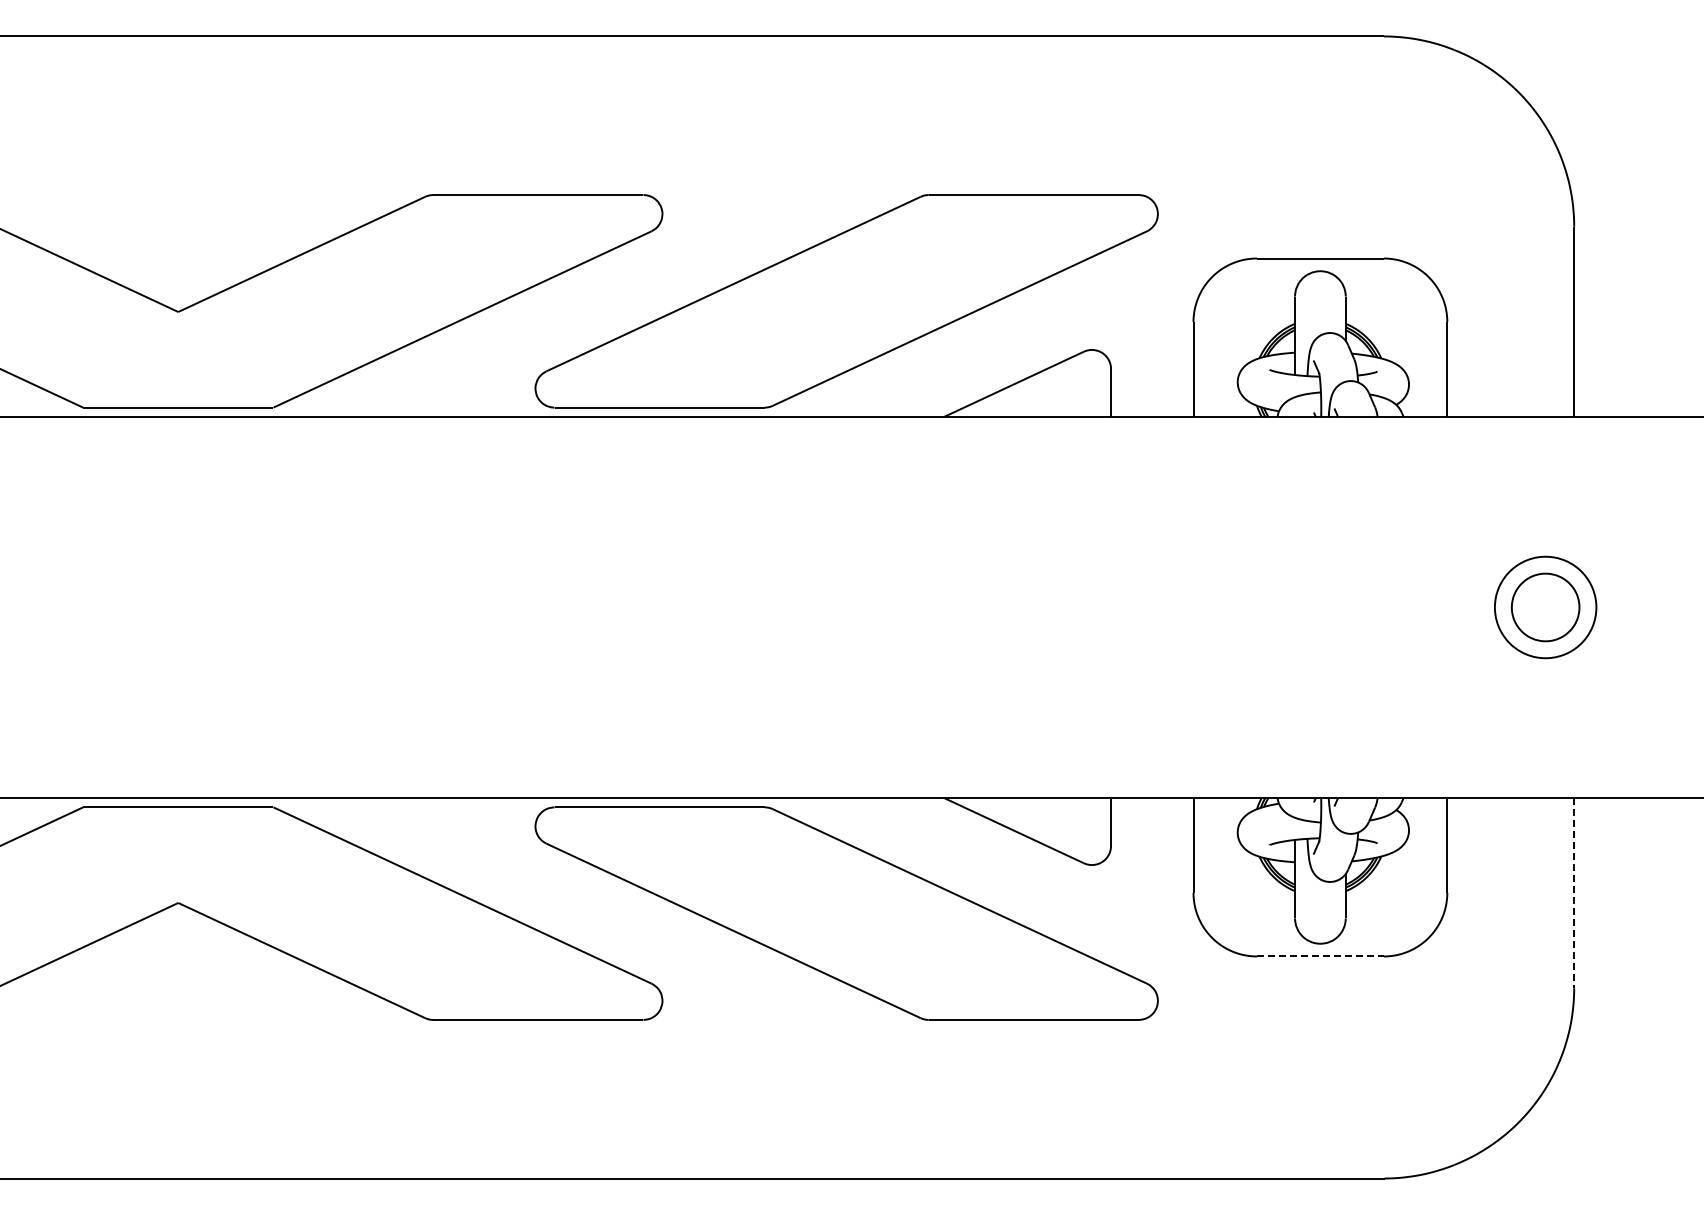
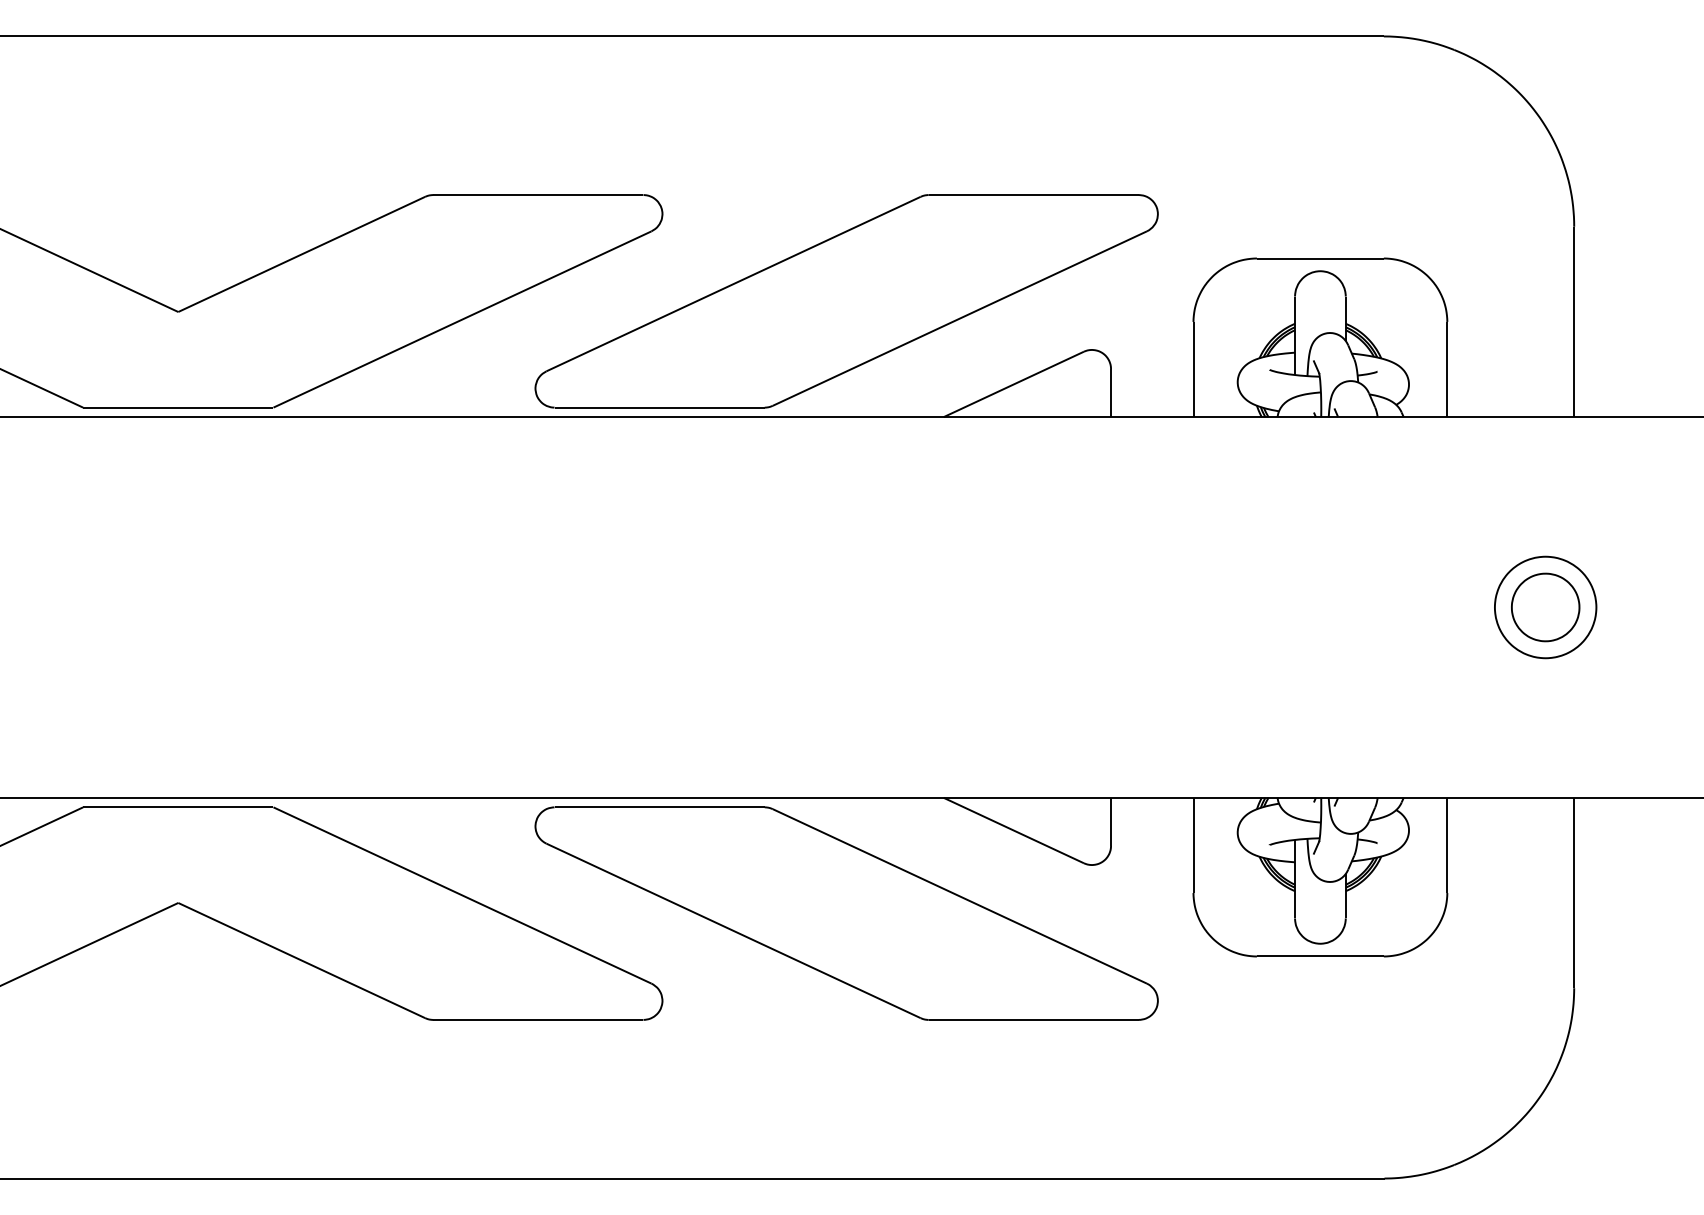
line: dashed -> solid (1574, 893)
line: dashed -> solid (1320, 956)
